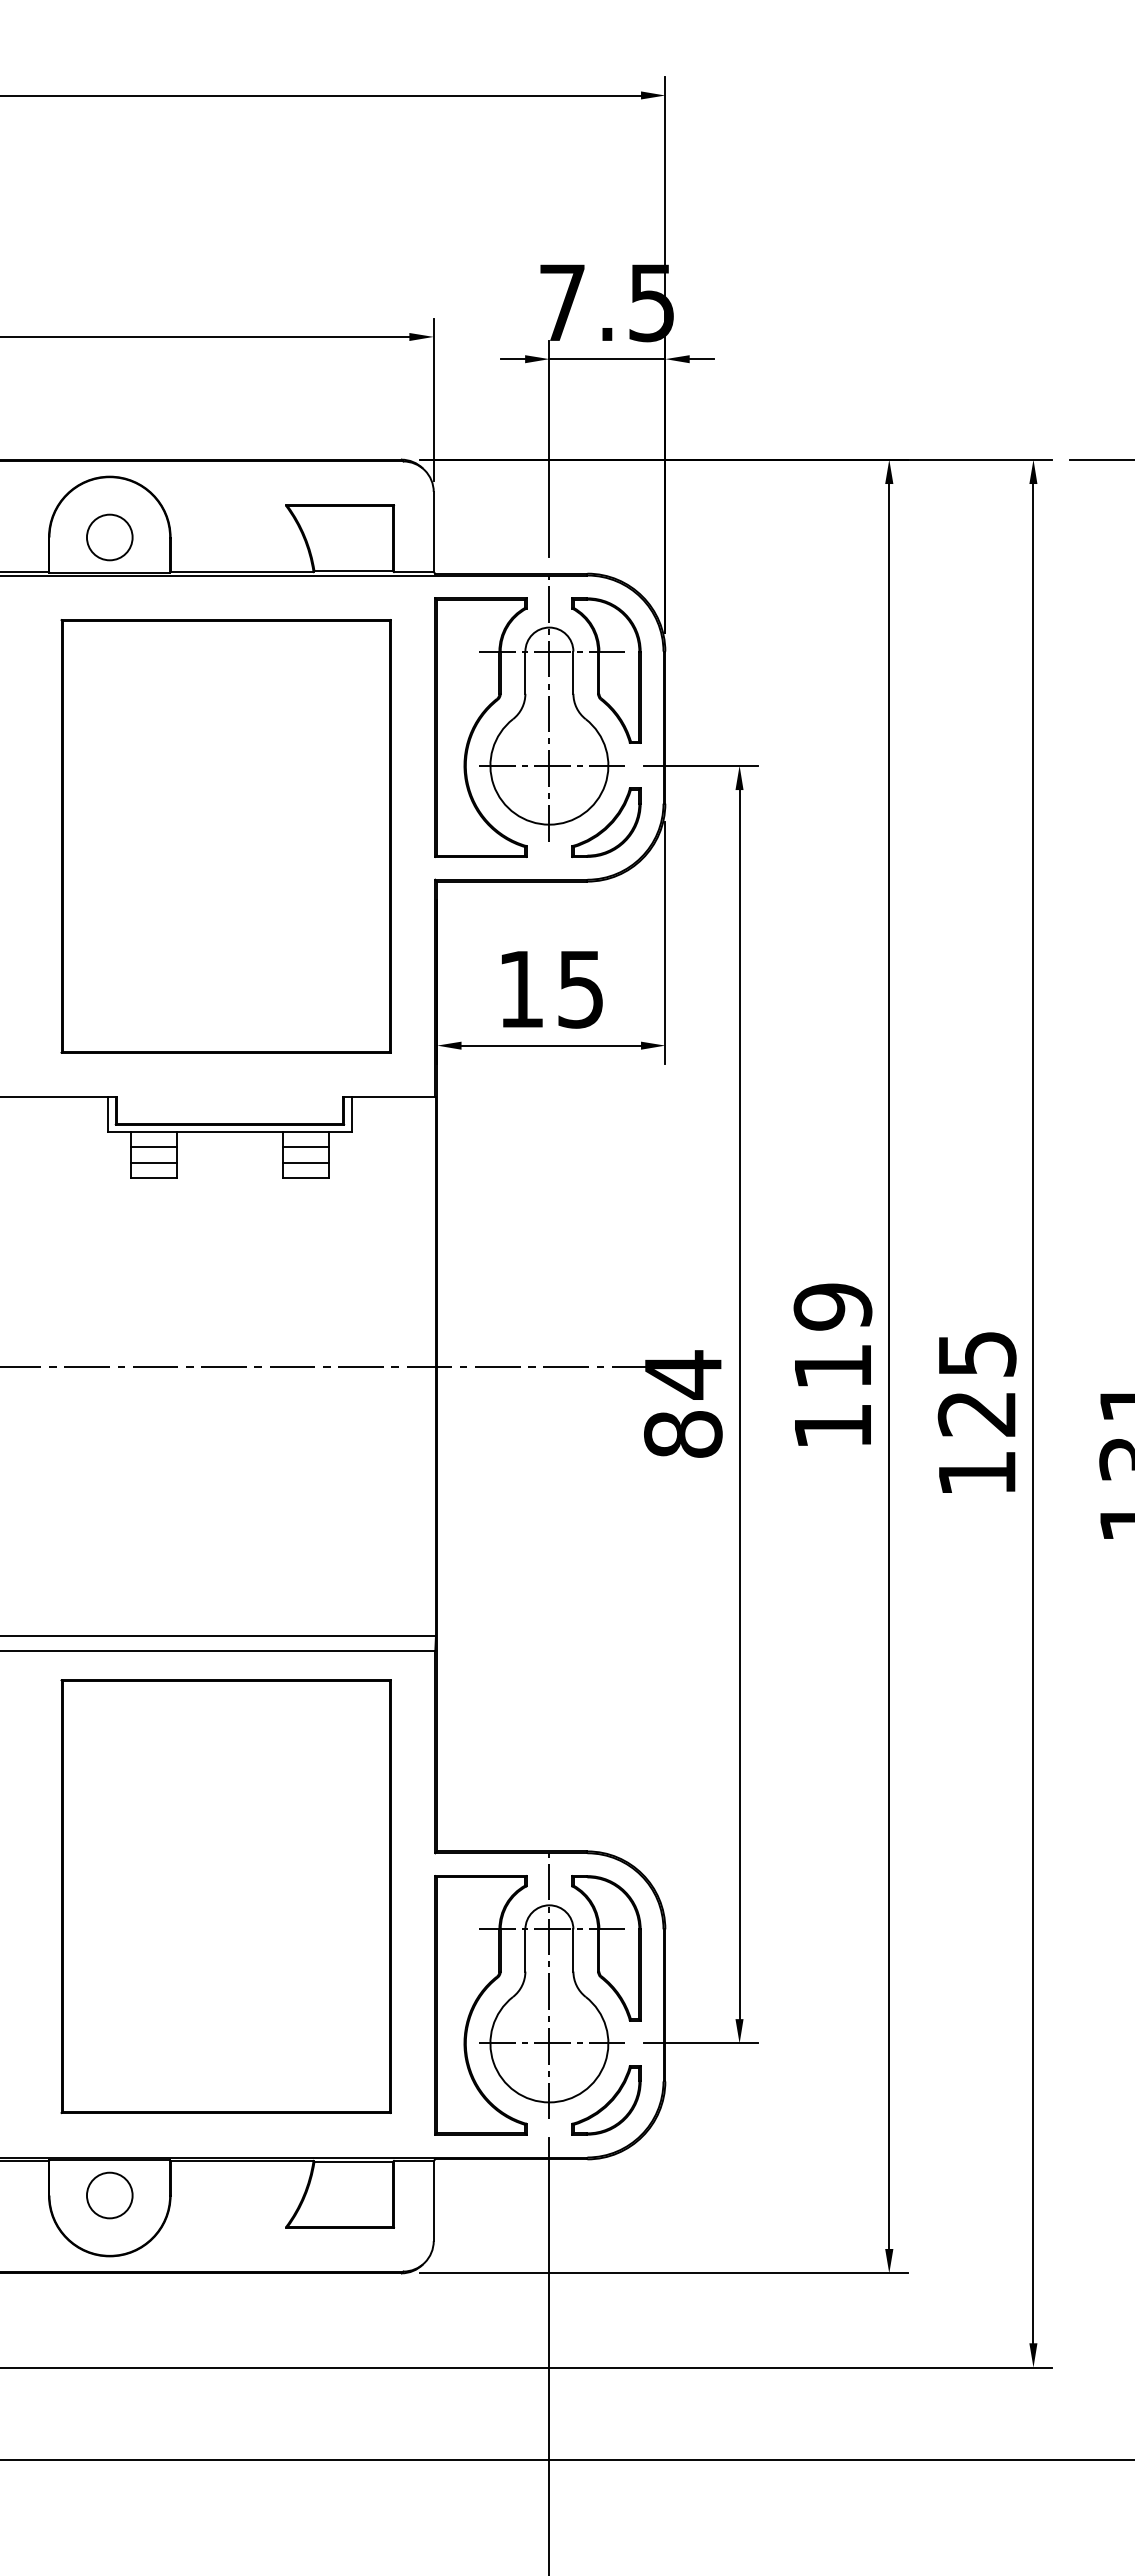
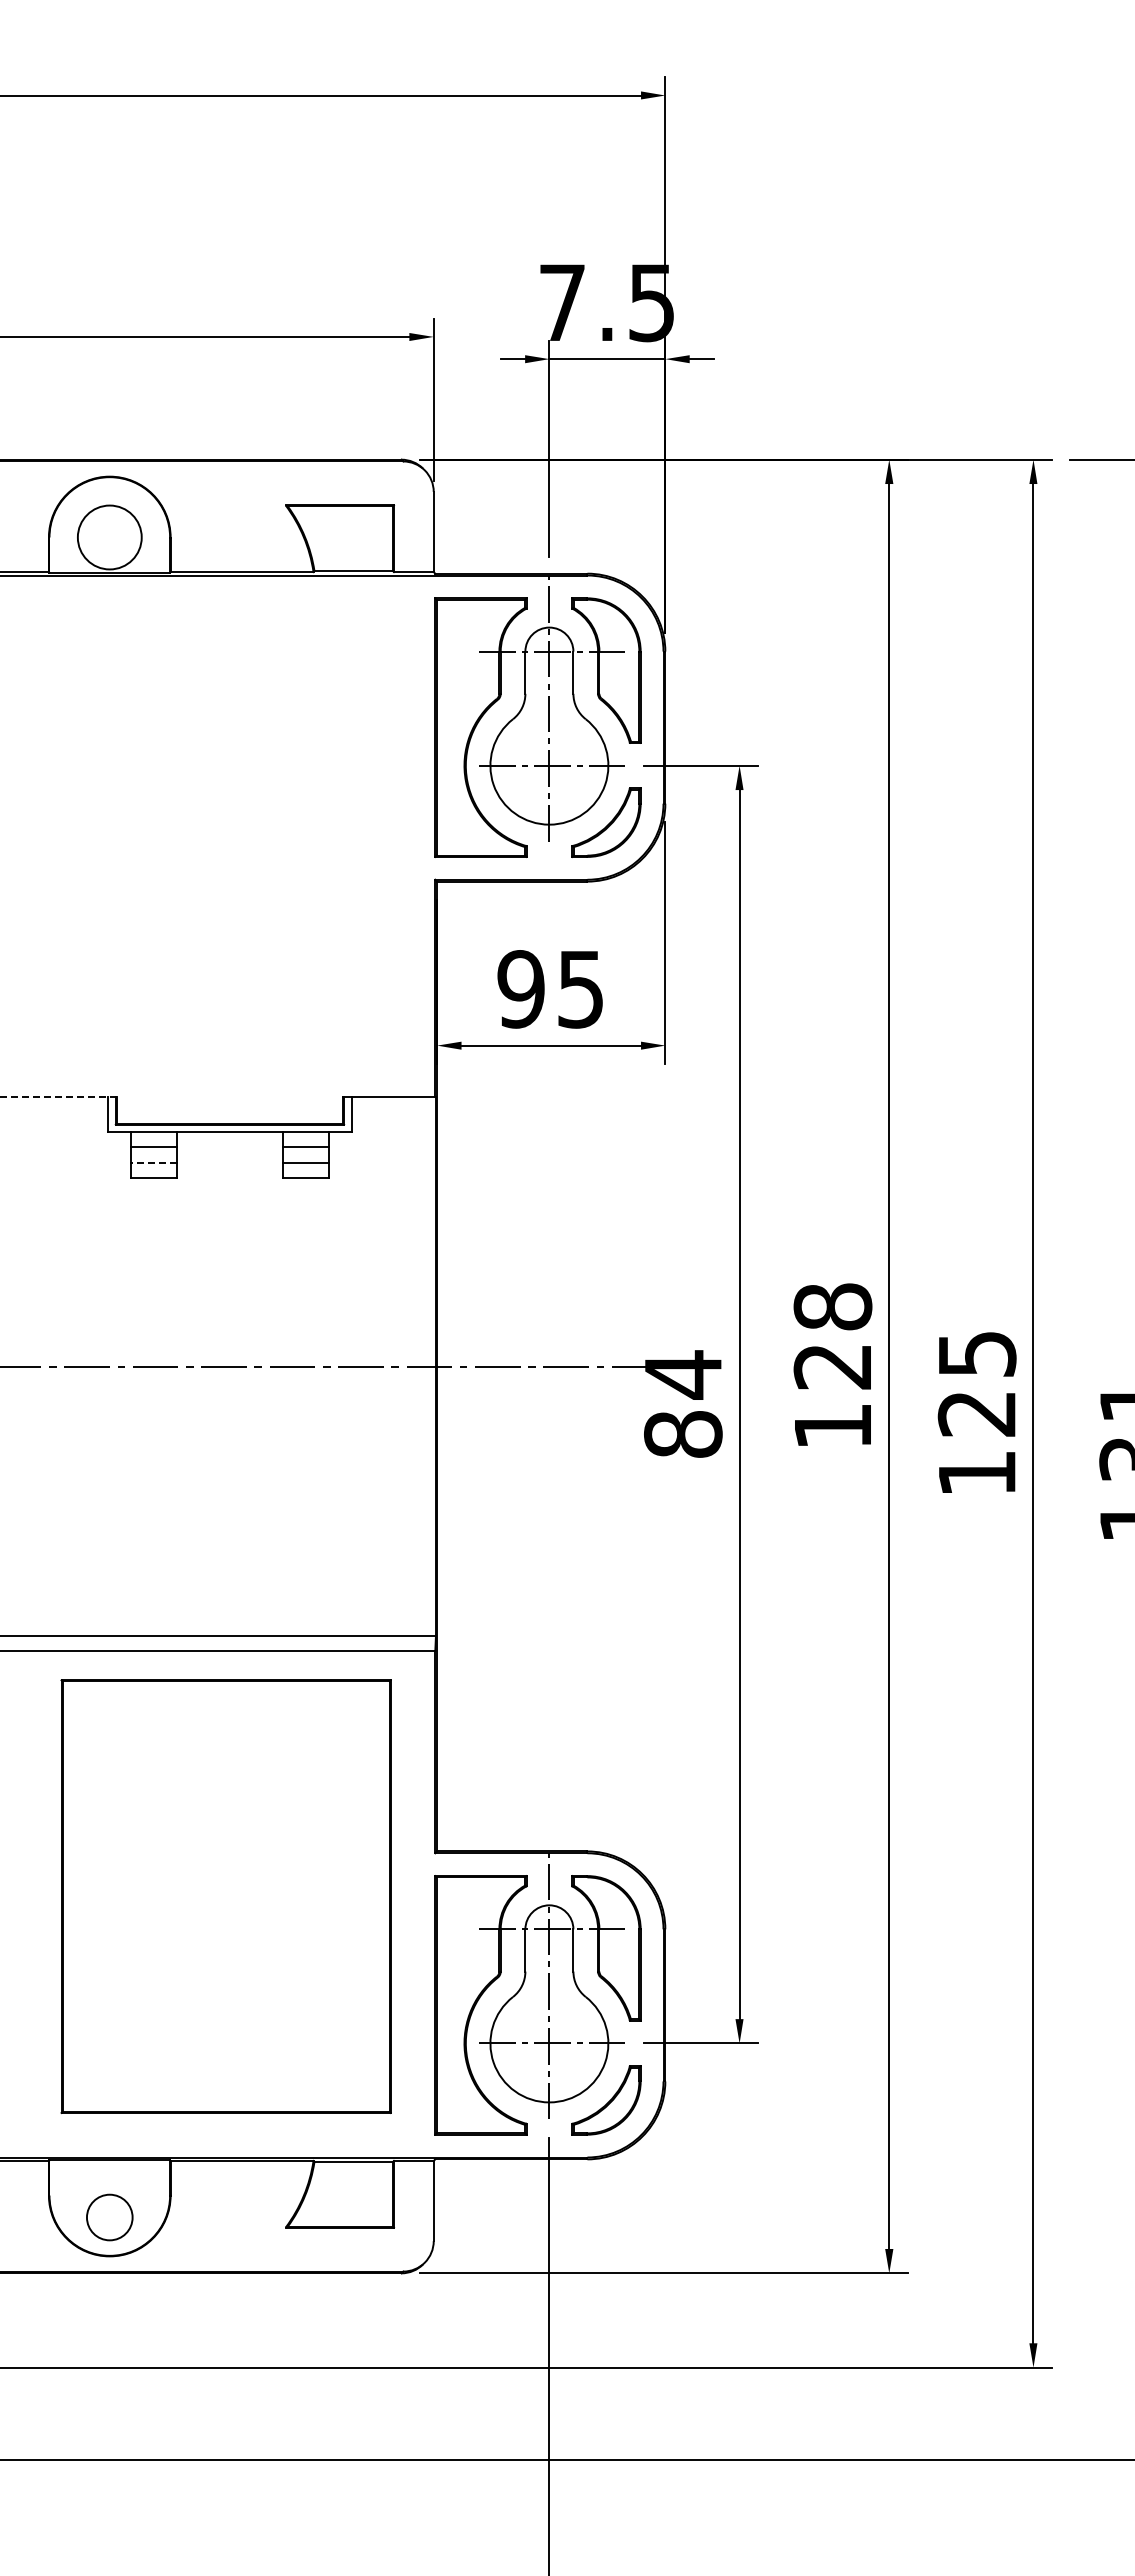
circle diameter: 46 px -> 64 px (109, 537)
part: present -> none (225, 836)
text: 15 -> 95 (520, 989)
line: solid -> dashed (58, 1097)
line: solid -> dashed (153, 1162)
text: 119 -> 128 (832, 1336)
circle position: (109, 2195) -> (109, 2217) (109, 2217)
